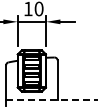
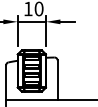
line: dashed -> solid (52, 100)
